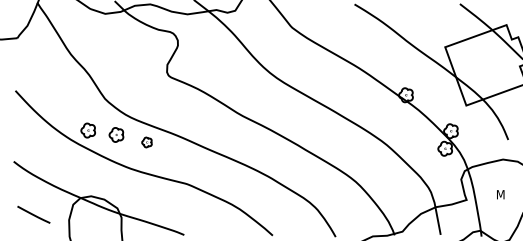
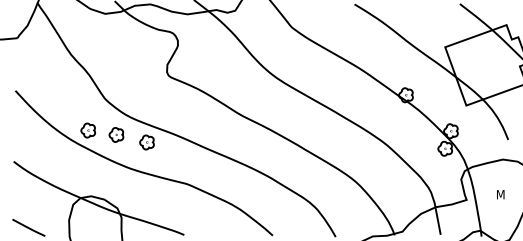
part size: 12x13 px -> 16x17 px (146, 142)
line position: (33, 214) -> (28, 227) (28, 227)
